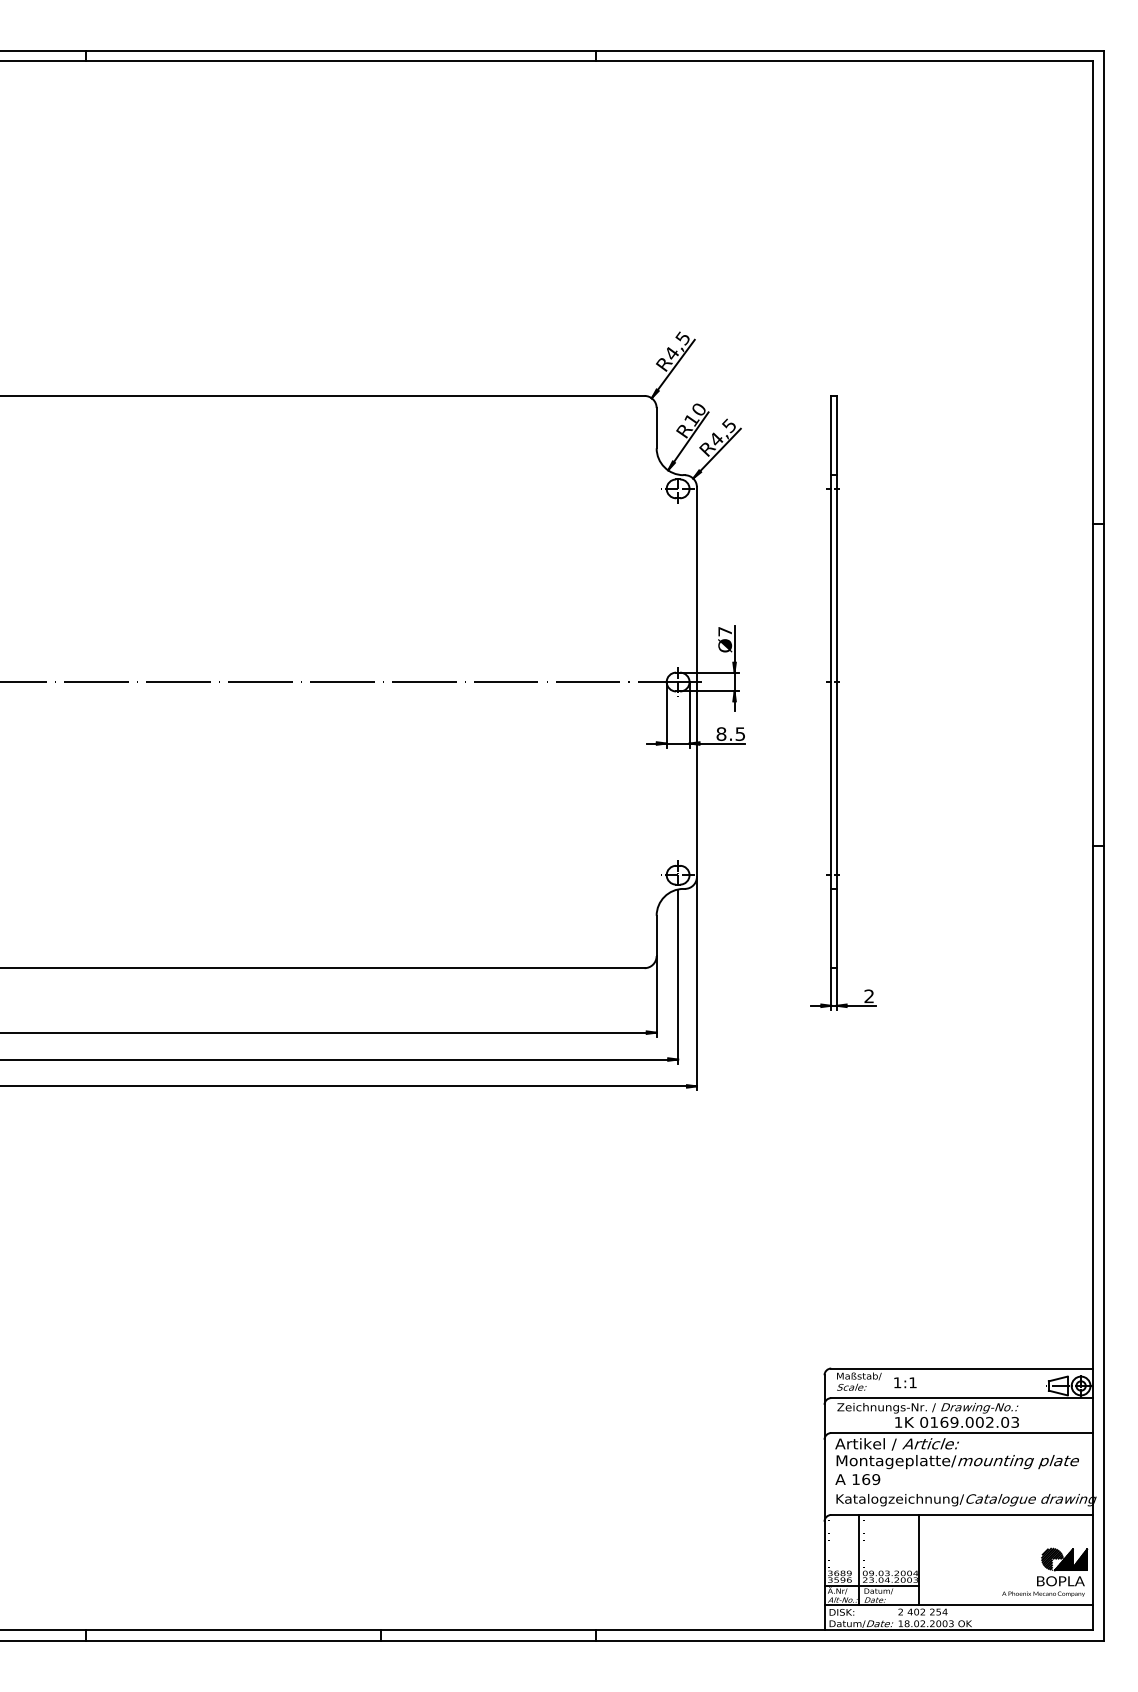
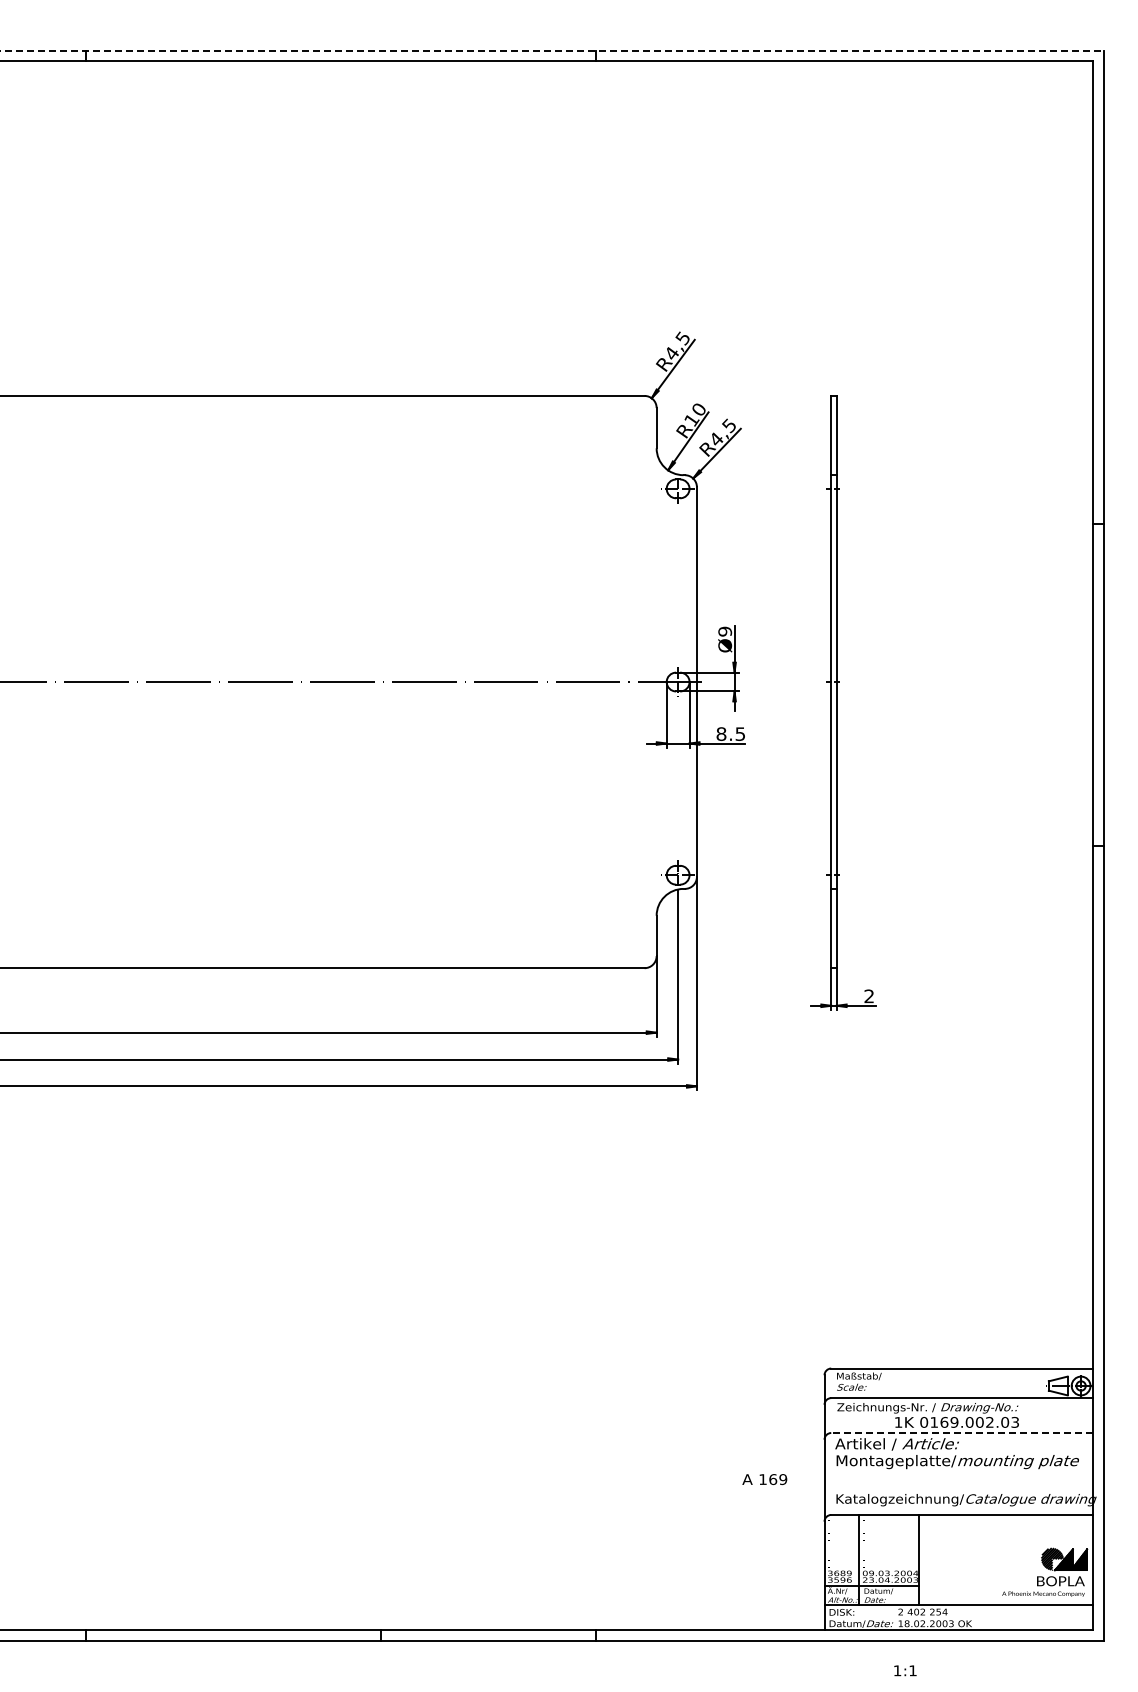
line: solid -> dashed (552, 50)
text: Ø7 -> Ø9 (725, 631)
text position: (905, 1382) -> (905, 1670) (905, 1670)
line: solid -> dashed (962, 1433)
text position: (857, 1479) -> (764, 1479) (764, 1479)
